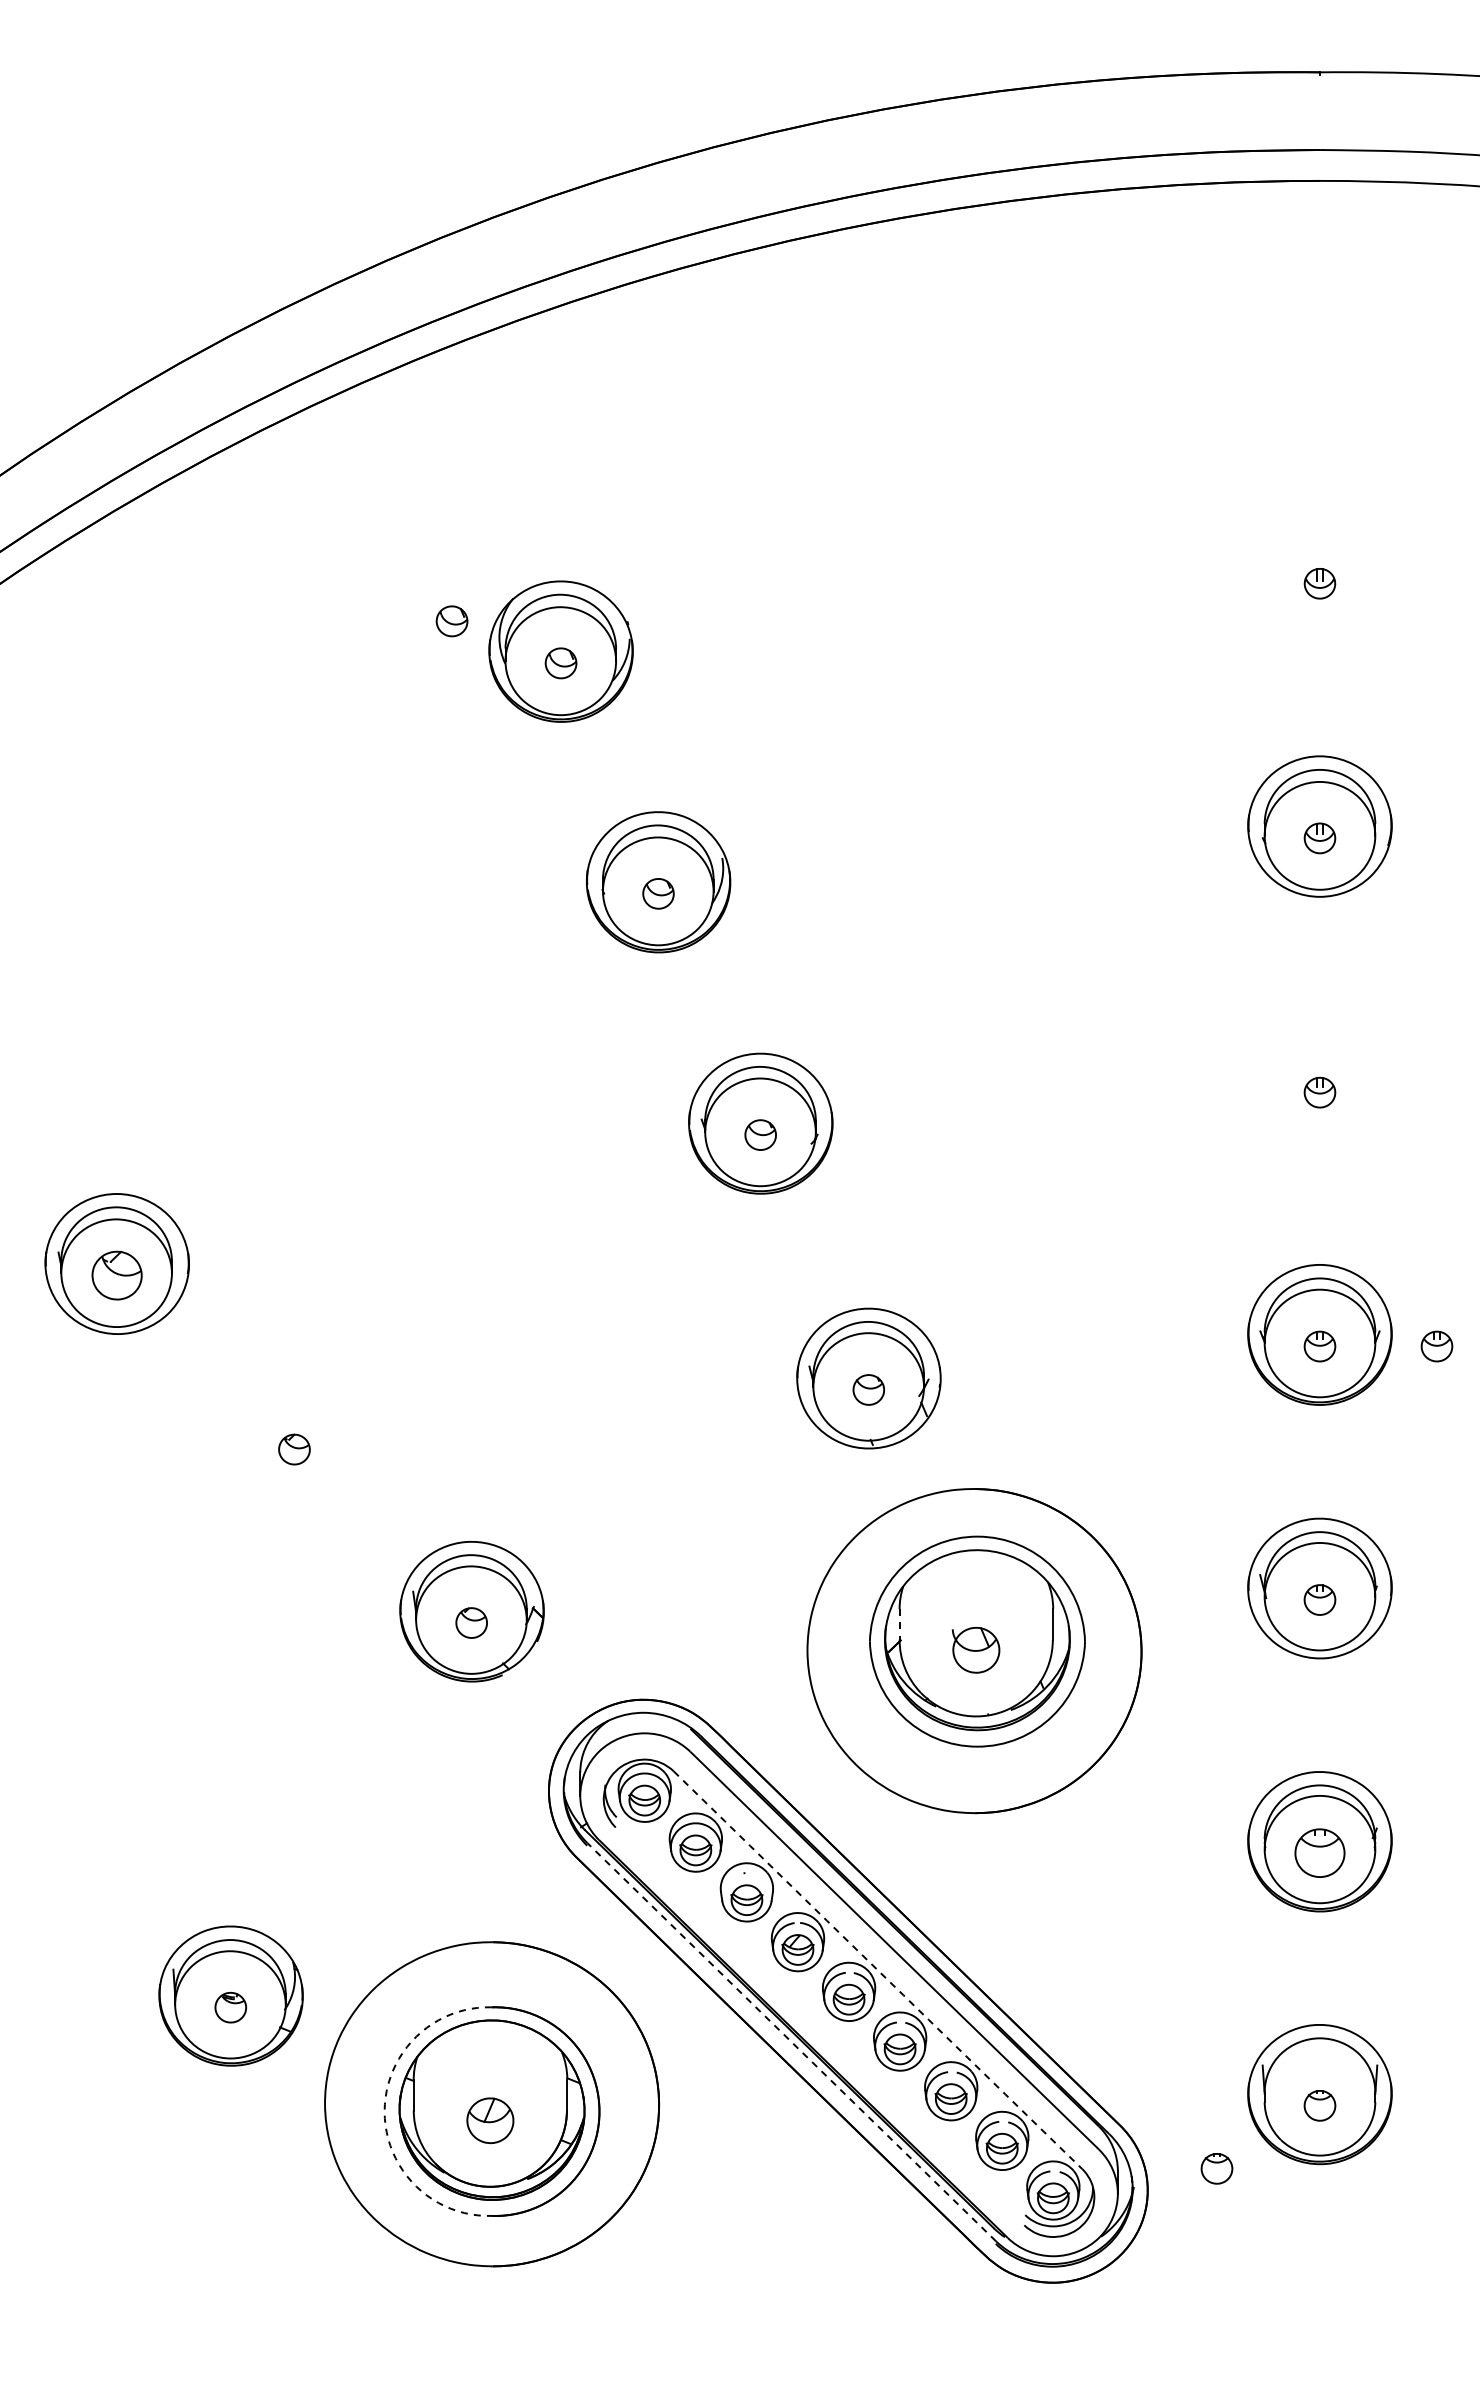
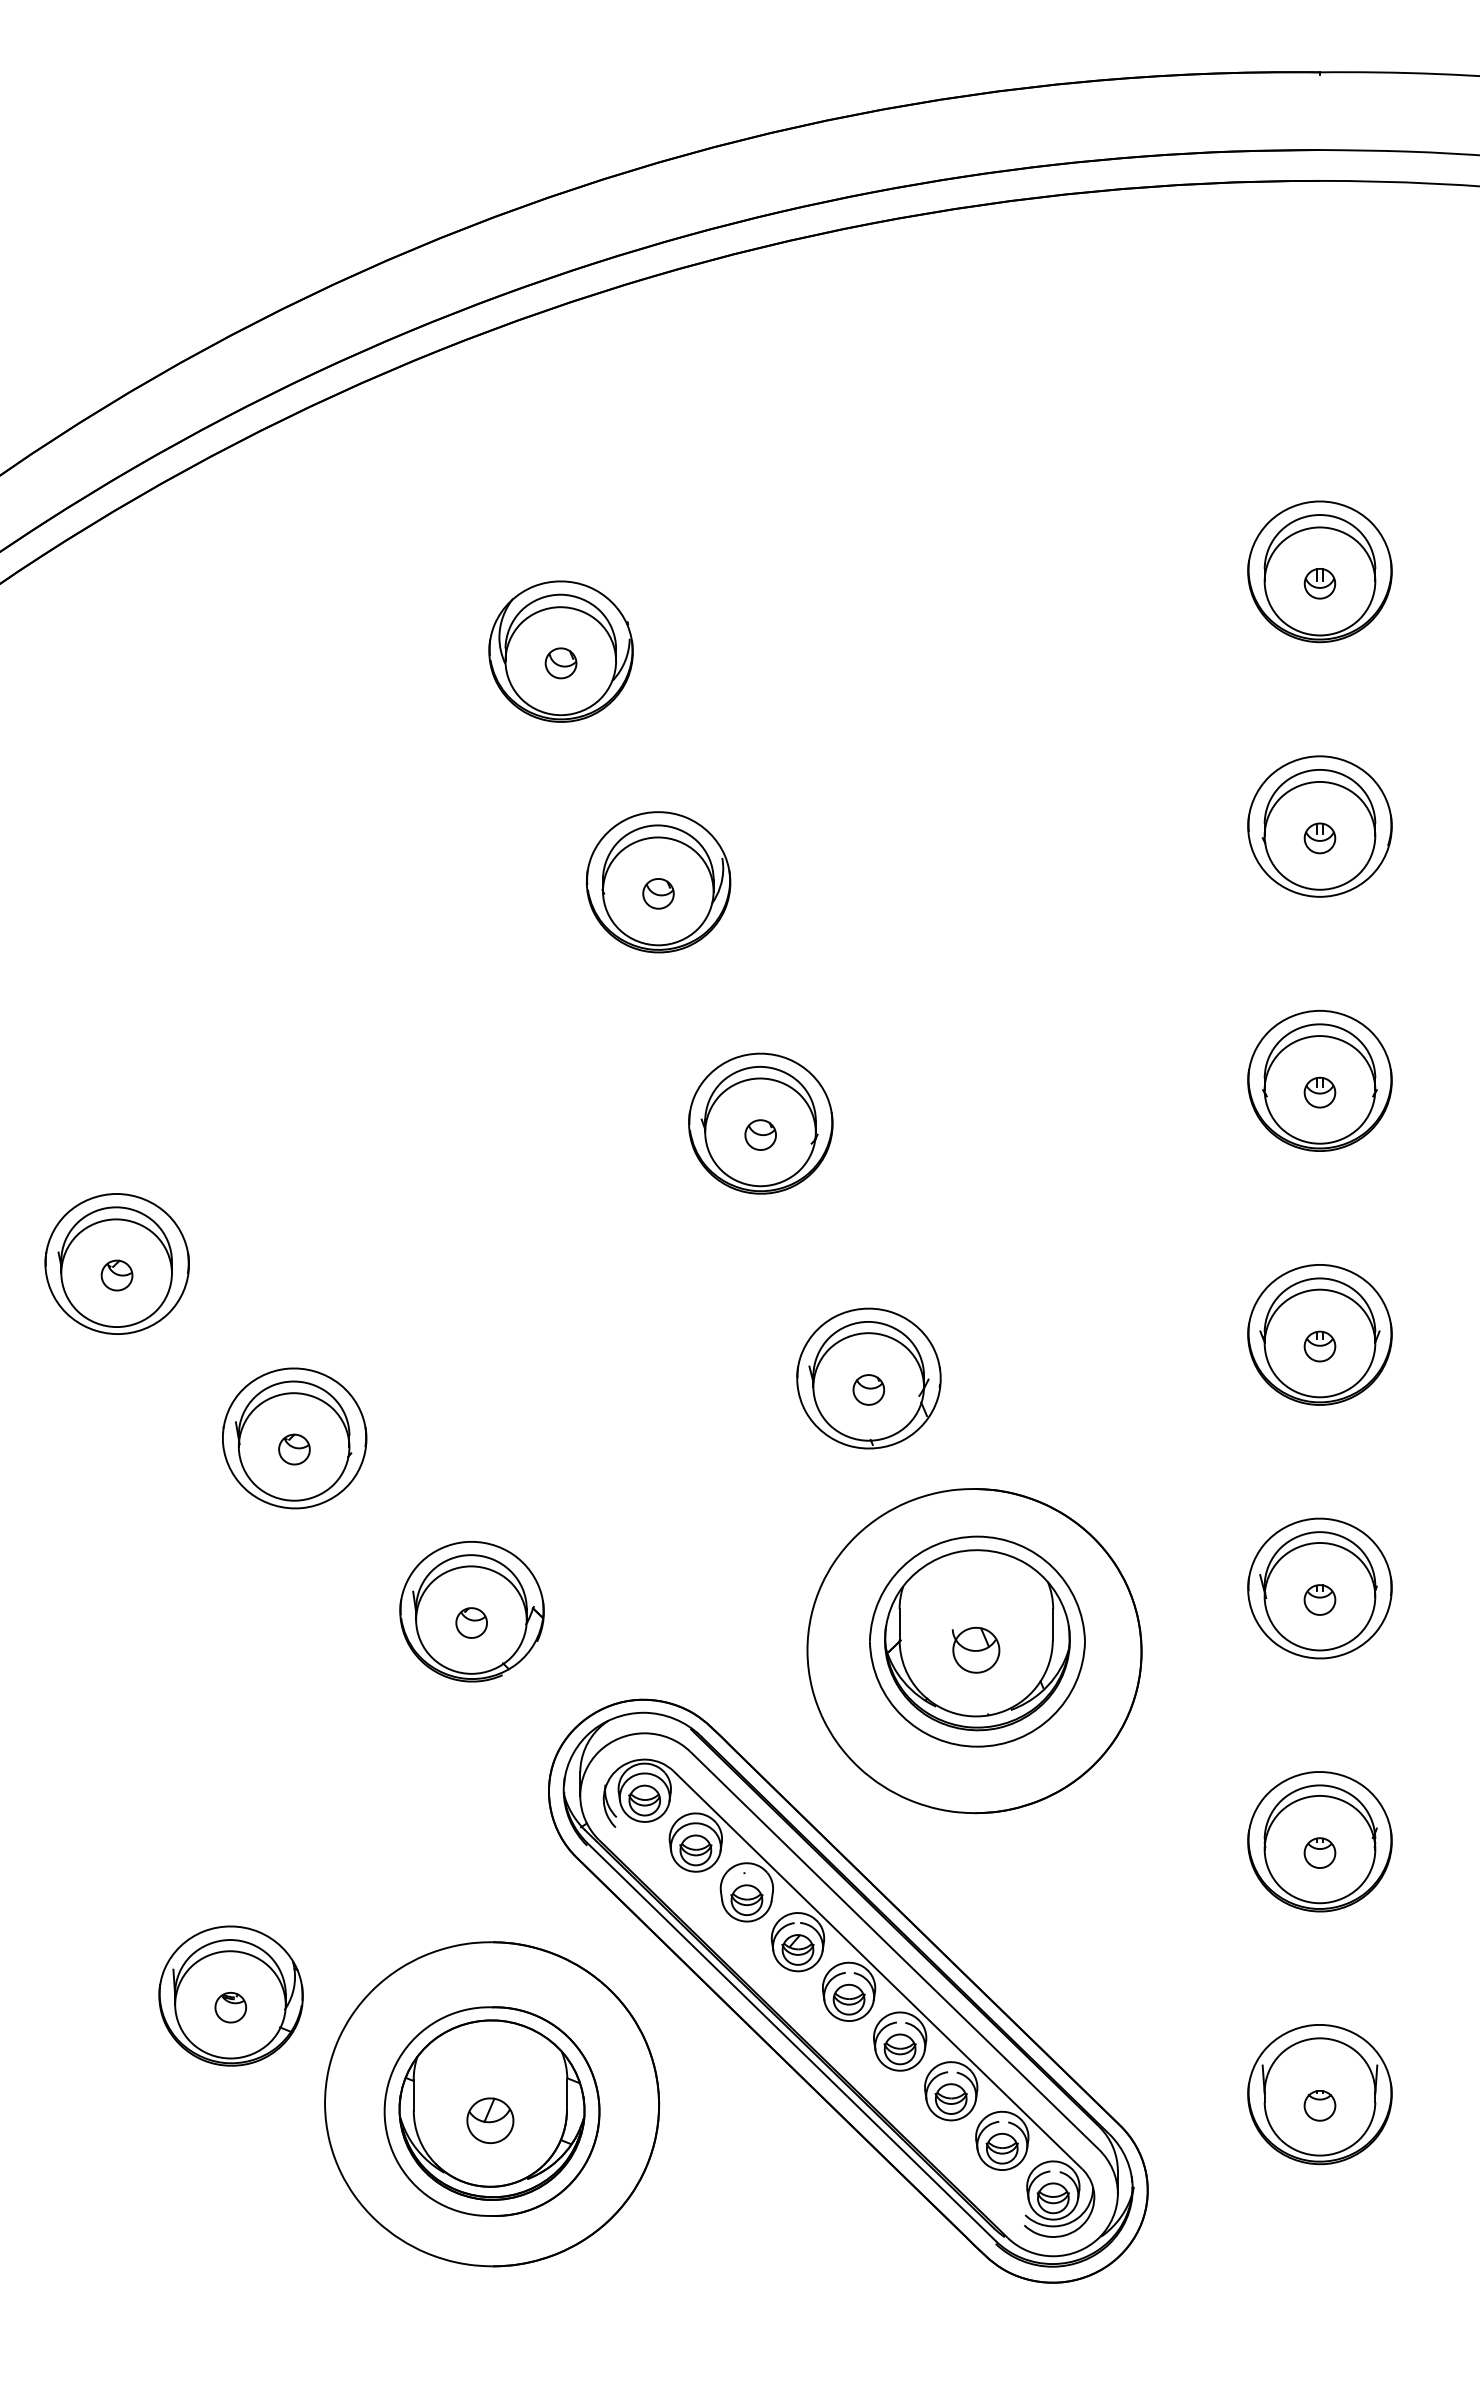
part: none -> present (1319, 571)
part: present -> none (451, 621)
part: none -> present (1319, 1080)
part size: 52x51 px -> 34x33 px (116, 1275)
part: present -> none (1436, 1346)
part: none -> present (294, 1438)
line: dashed -> solid (899, 1624)
part size: 52x50 px -> 34x32 px (1319, 1852)
arc: dashed -> solid (877, 1970)
line: dashed -> solid (791, 2041)
arc: dashed -> solid (384, 2111)
part: present -> none (1216, 2168)
